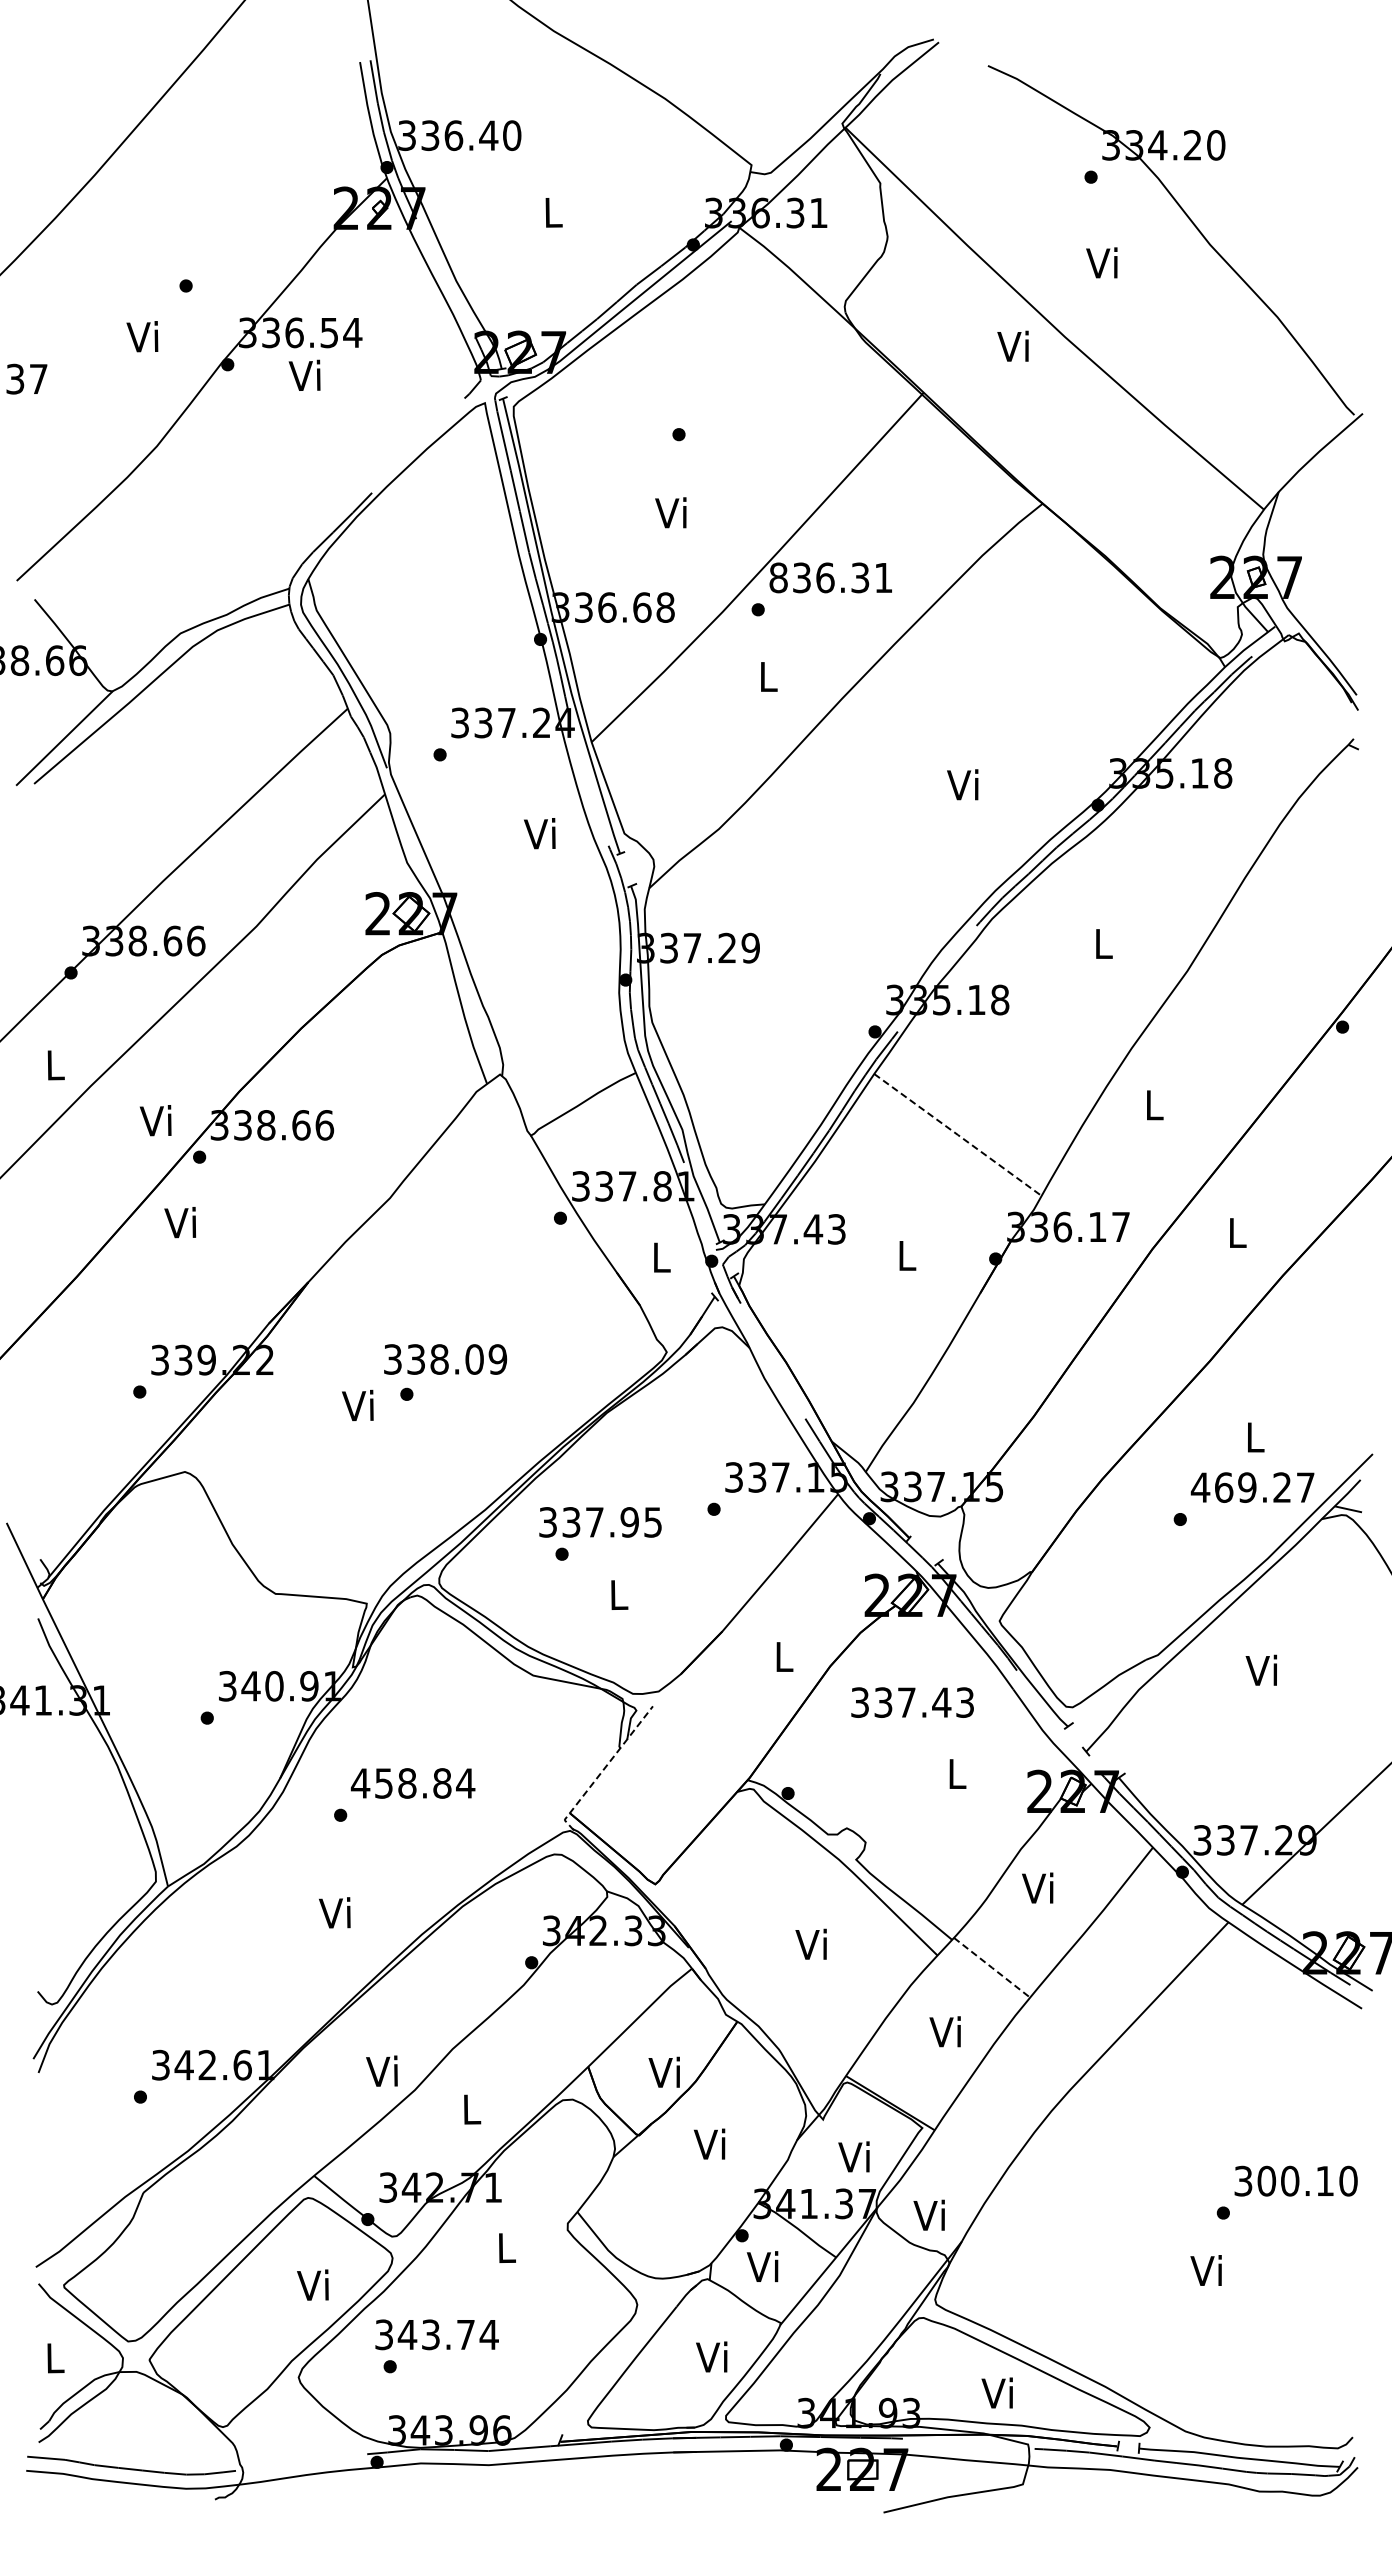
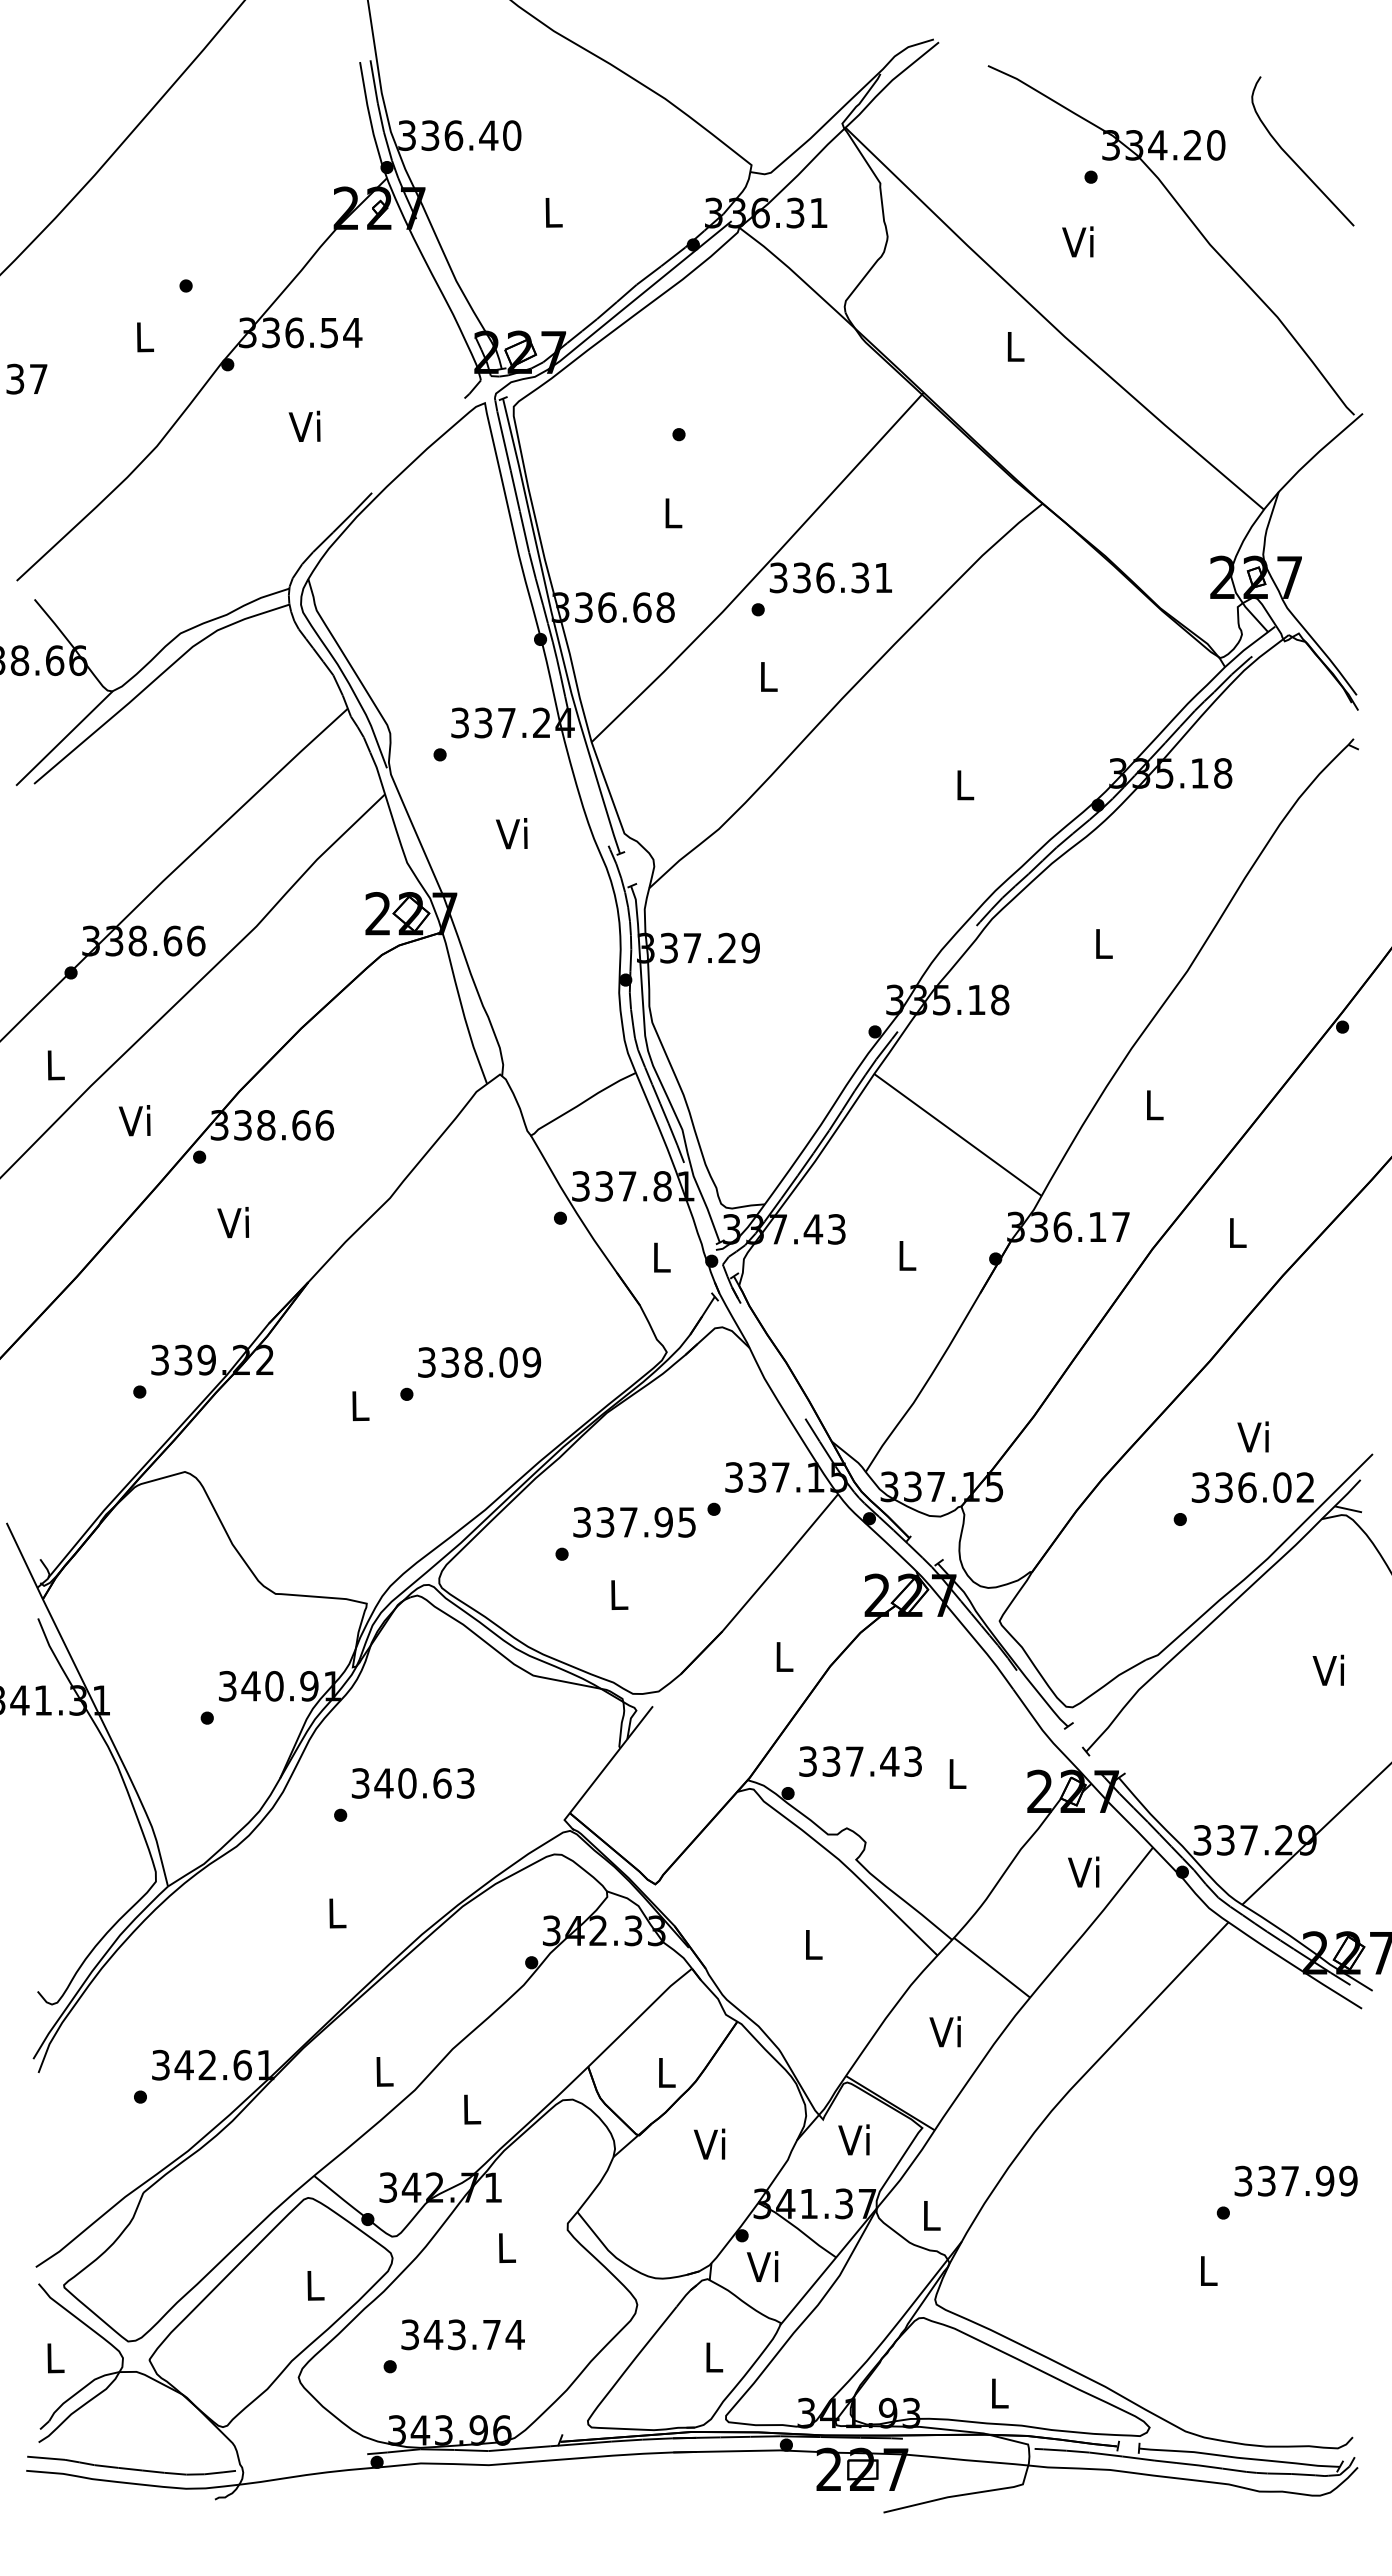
curve: none -> present (1293, 159)
text position: (1101, 262) -> (1077, 241) (1077, 241)
text: Vi -> L (142, 336)
text: Vi -> L (1012, 345)
text position: (304, 374) -> (304, 425) (304, 425)
text: Vi -> L (670, 512)
text: 836.31 -> 336.31 (778, 577)
text: Vi -> L (962, 784)
text position: (539, 833) -> (511, 833) (511, 833)
text position: (155, 1120) -> (134, 1120) (134, 1120)
line: dashed -> solid (957, 1134)
text position: (179, 1222) -> (232, 1222) (232, 1222)
text position: (445, 1359) -> (479, 1362) (479, 1362)
text: Vi -> L (357, 1404)
text: L -> Vi (1252, 1436)
text: 469.27 -> 336.02 (1252, 1487)
text position: (600, 1522) -> (634, 1522) (634, 1522)
text position: (1260, 1669) -> (1327, 1669) (1327, 1669)
text position: (912, 1702) -> (860, 1761) (860, 1761)
line: dashed -> solid (604, 1769)
text: 458.84 -> 340.63 (412, 1783)
text position: (1037, 1887) -> (1083, 1871) (1083, 1871)
text: Vi -> L (334, 1912)
text: Vi -> L (810, 1943)
line: dashed -> solid (992, 1967)
text: Vi -> L (381, 2070)
text: Vi -> L (663, 2071)
text position: (853, 2156) -> (853, 2139) (853, 2139)
text: 300.10 -> 337.99 (1307, 2180)
text: Vi -> L (928, 2214)
text: Vi -> L (1205, 2270)
text: Vi -> L (312, 2284)
text position: (436, 2334) -> (462, 2334) (462, 2334)
text: Vi -> L (711, 2356)
text: Vi -> L (996, 2392)
